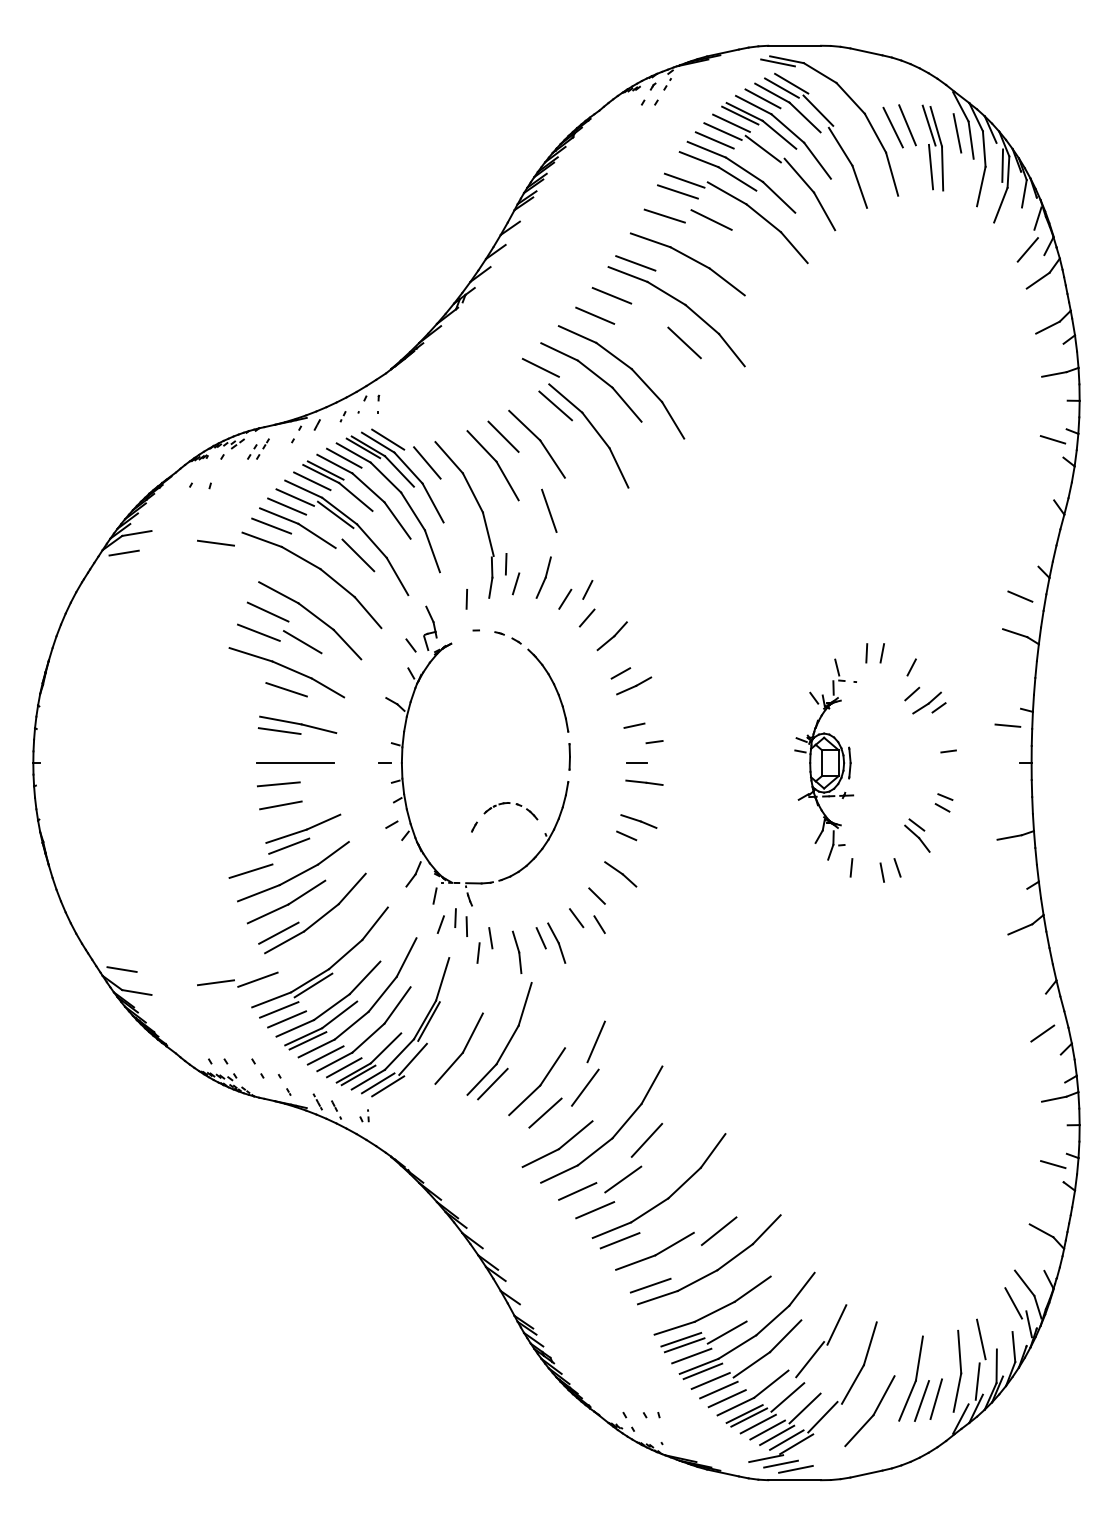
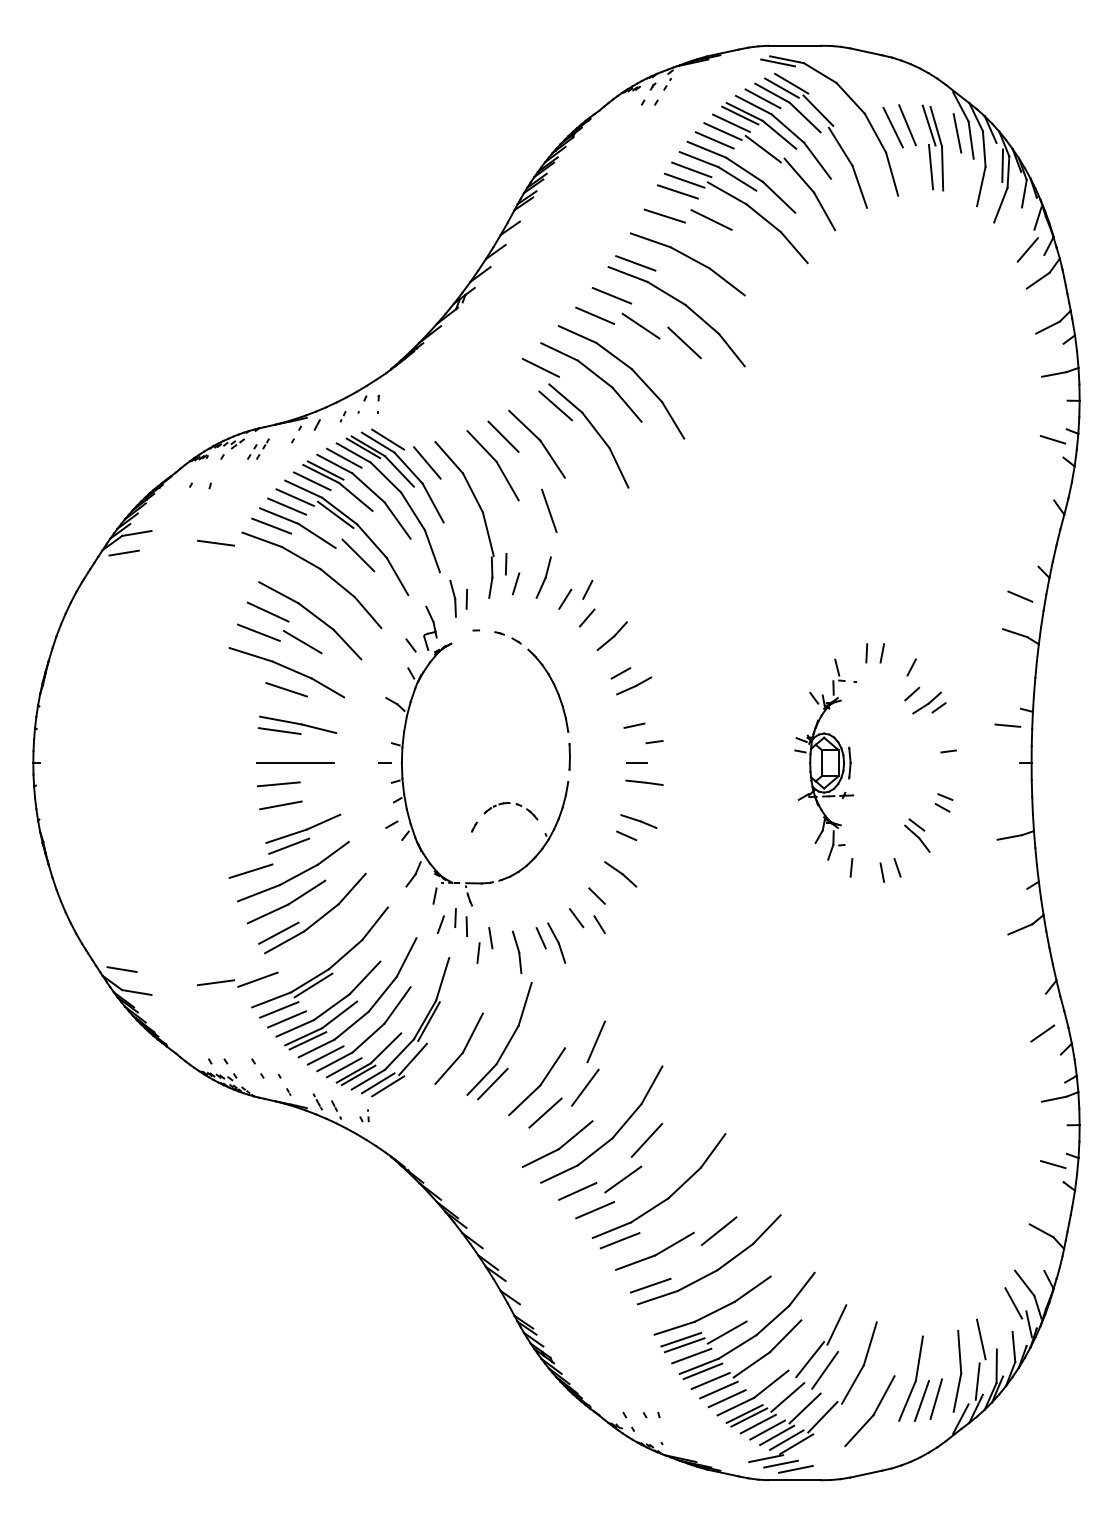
line: none -> present (691, 169)
line: none -> present (640, 325)
part: none -> present (452, 598)
line: none -> present (825, 1370)
